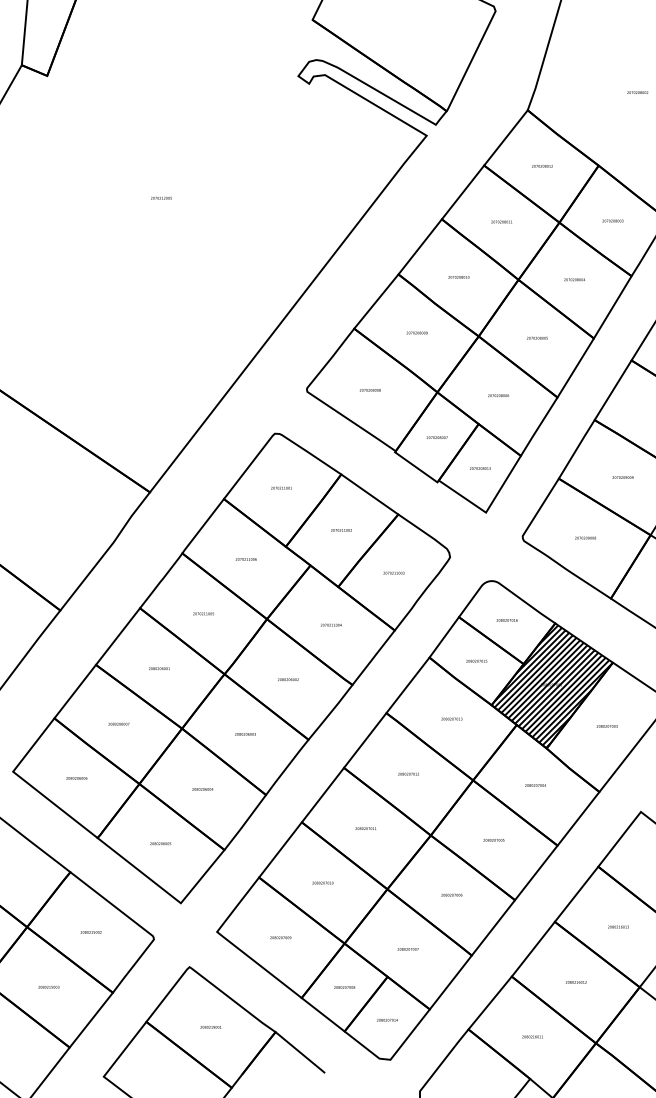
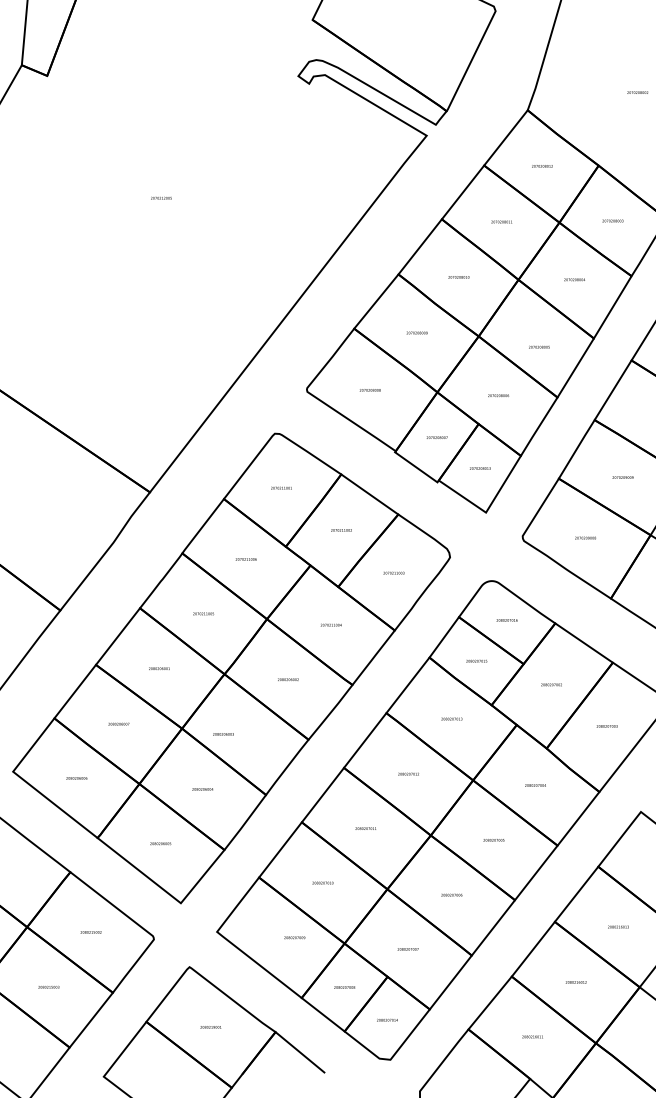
text position: (537, 337) -> (539, 346) (539, 346)
hatch: present -> none (553, 686)
text position: (245, 734) -> (223, 734) (223, 734)
text position: (280, 937) -> (294, 937) (294, 937)
